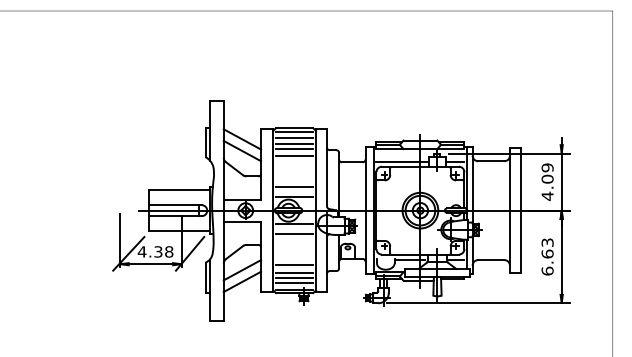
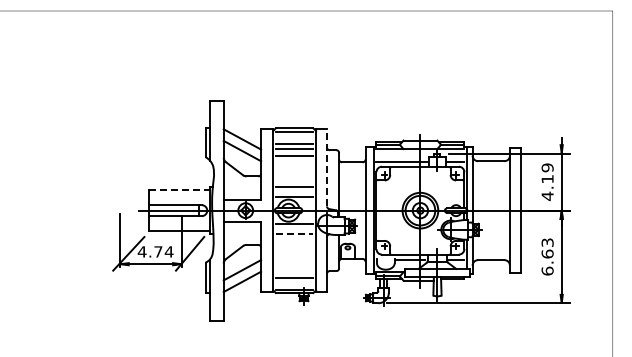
line: present -> none (294, 138)
line: solid -> dashed (327, 167)
text: 4.09 -> 4.19 (547, 178)
line: solid -> dashed (179, 190)
line: solid -> dashed (294, 234)
text: 4.38 -> 4.74 (163, 251)
line: present -> none (294, 265)
line: present -> none (294, 272)
line: present -> none (294, 283)
